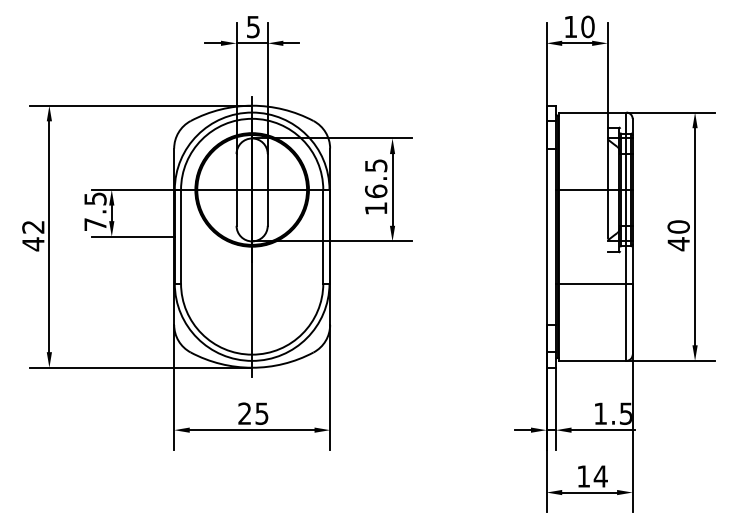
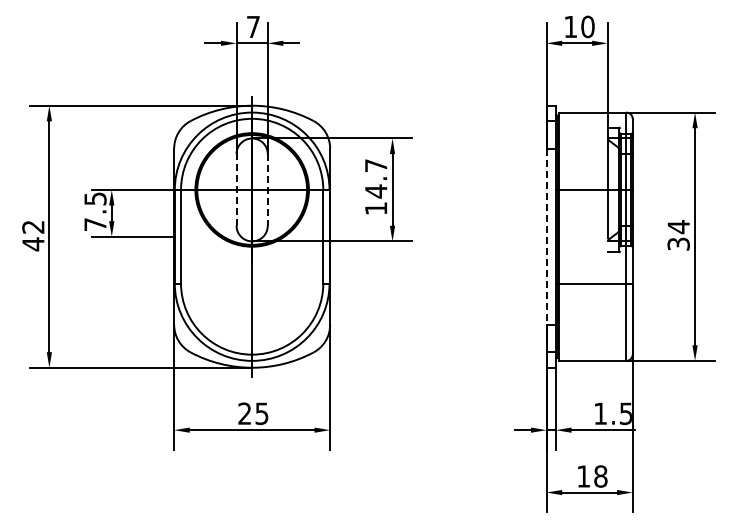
text: 5 -> 7 (253, 27)
text: 16.5 -> 14.7 (376, 178)
line: solid -> dashed (236, 189)
line: solid -> dashed (267, 189)
text: 40 -> 34 (678, 235)
line: solid -> dashed (546, 237)
text: 14 -> 18 (600, 476)
